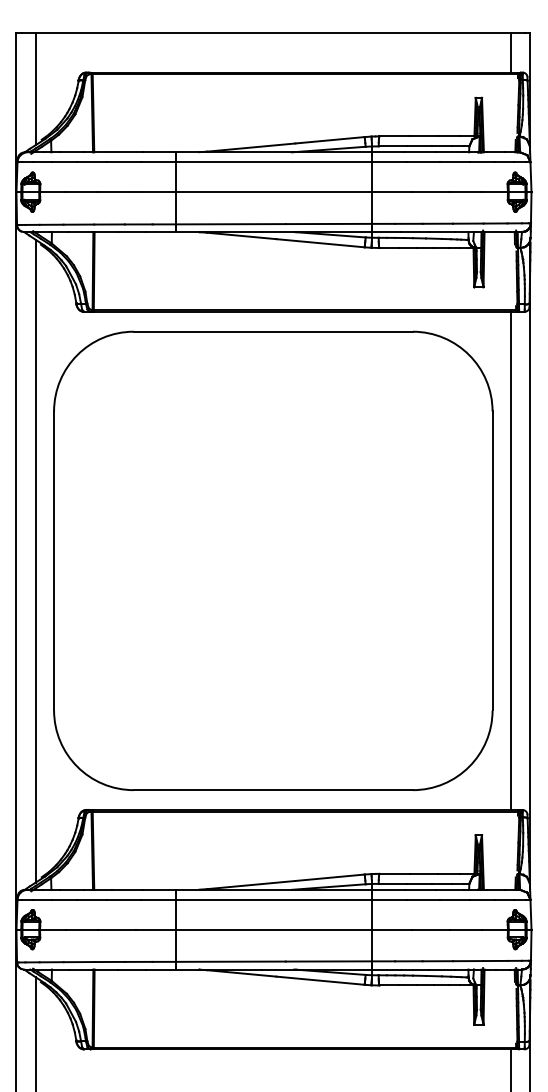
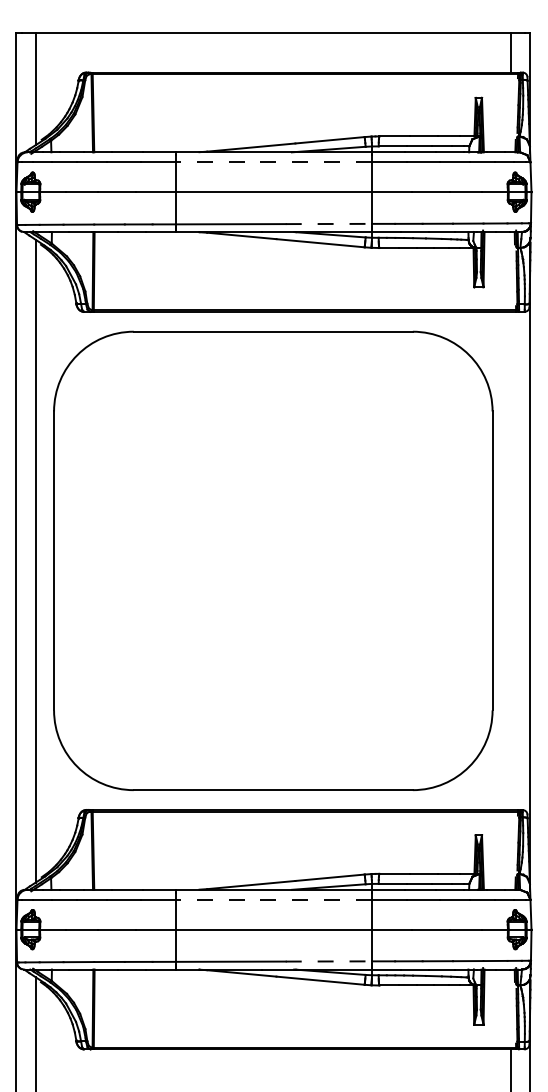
line: solid -> dashed (273, 162)
line: solid -> dashed (329, 223)
line: present -> none (511, 560)
line: solid -> dashed (273, 899)
line: solid -> dashed (329, 961)
